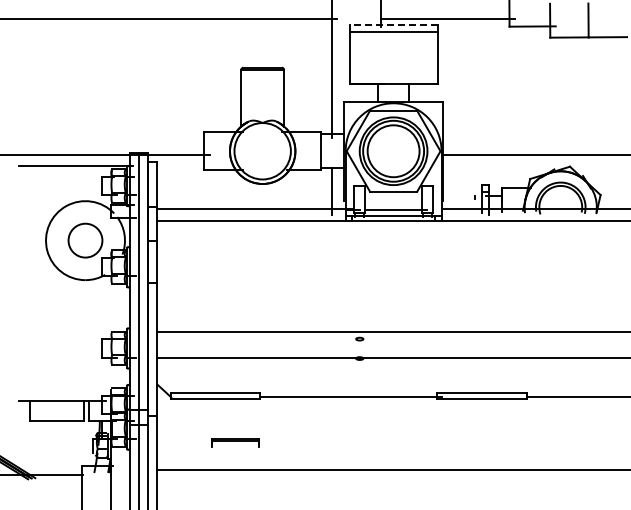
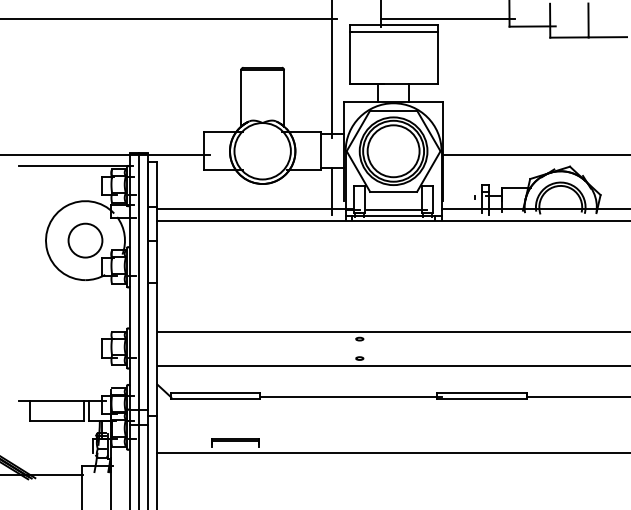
line: dashed -> solid (393, 24)
line position: (392, 358) -> (392, 366) (392, 366)
line position: (391, 470) -> (391, 453) (391, 453)
